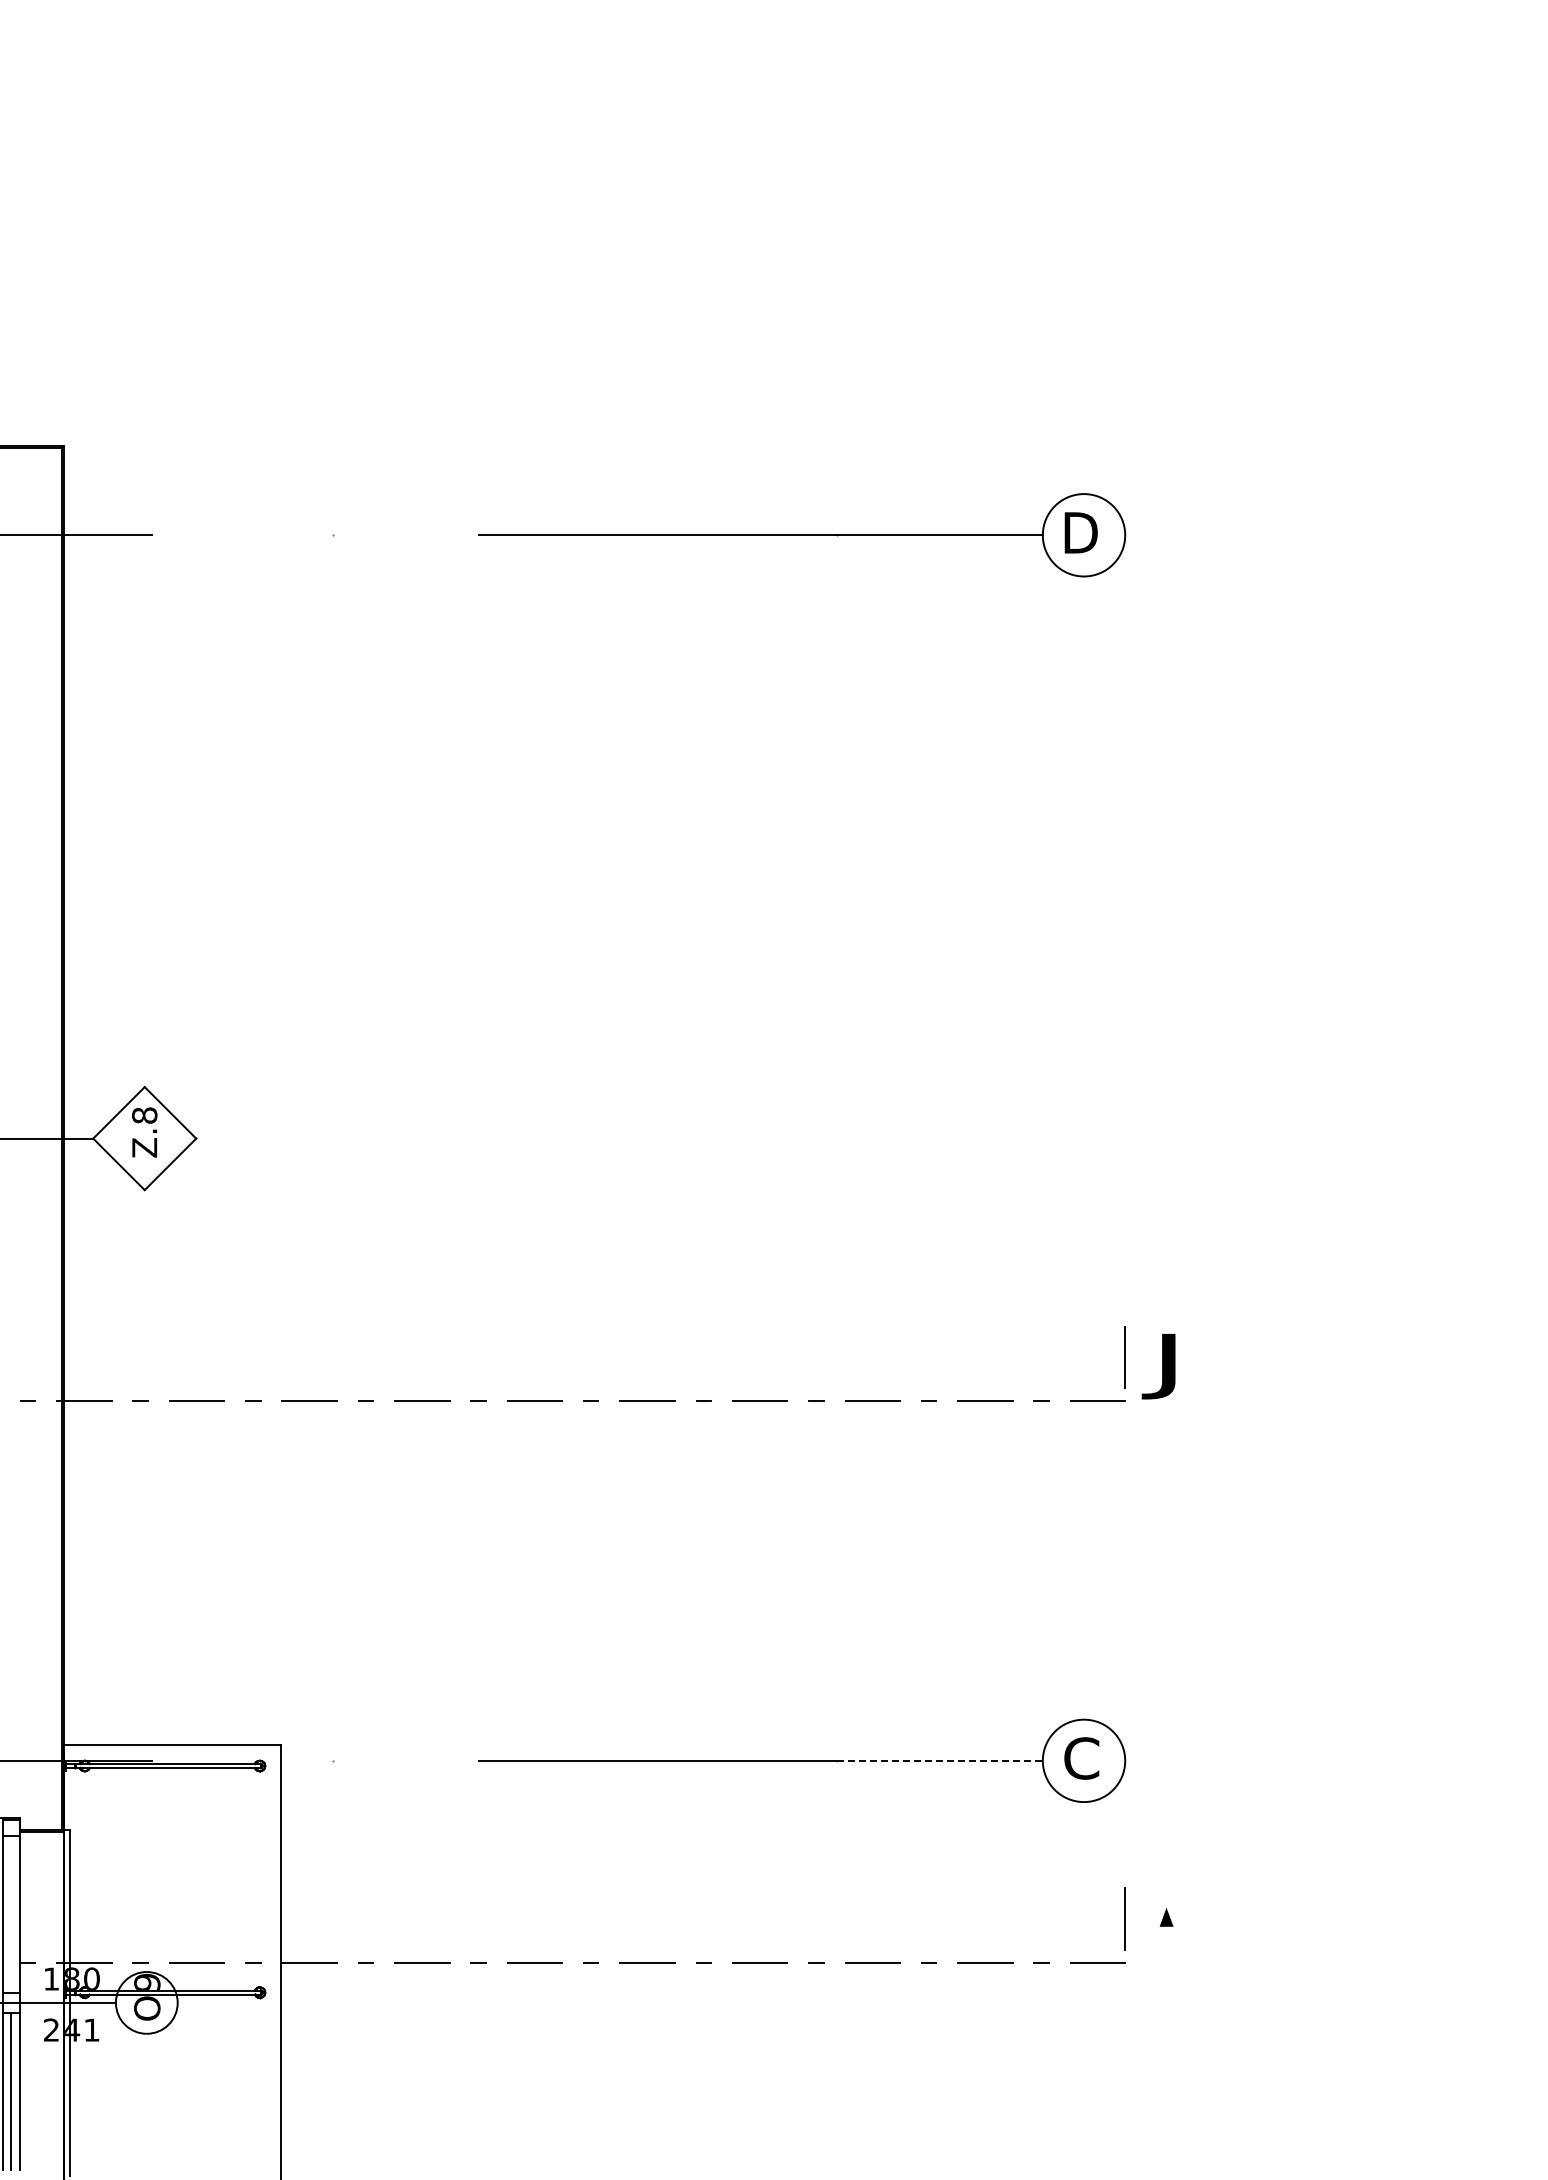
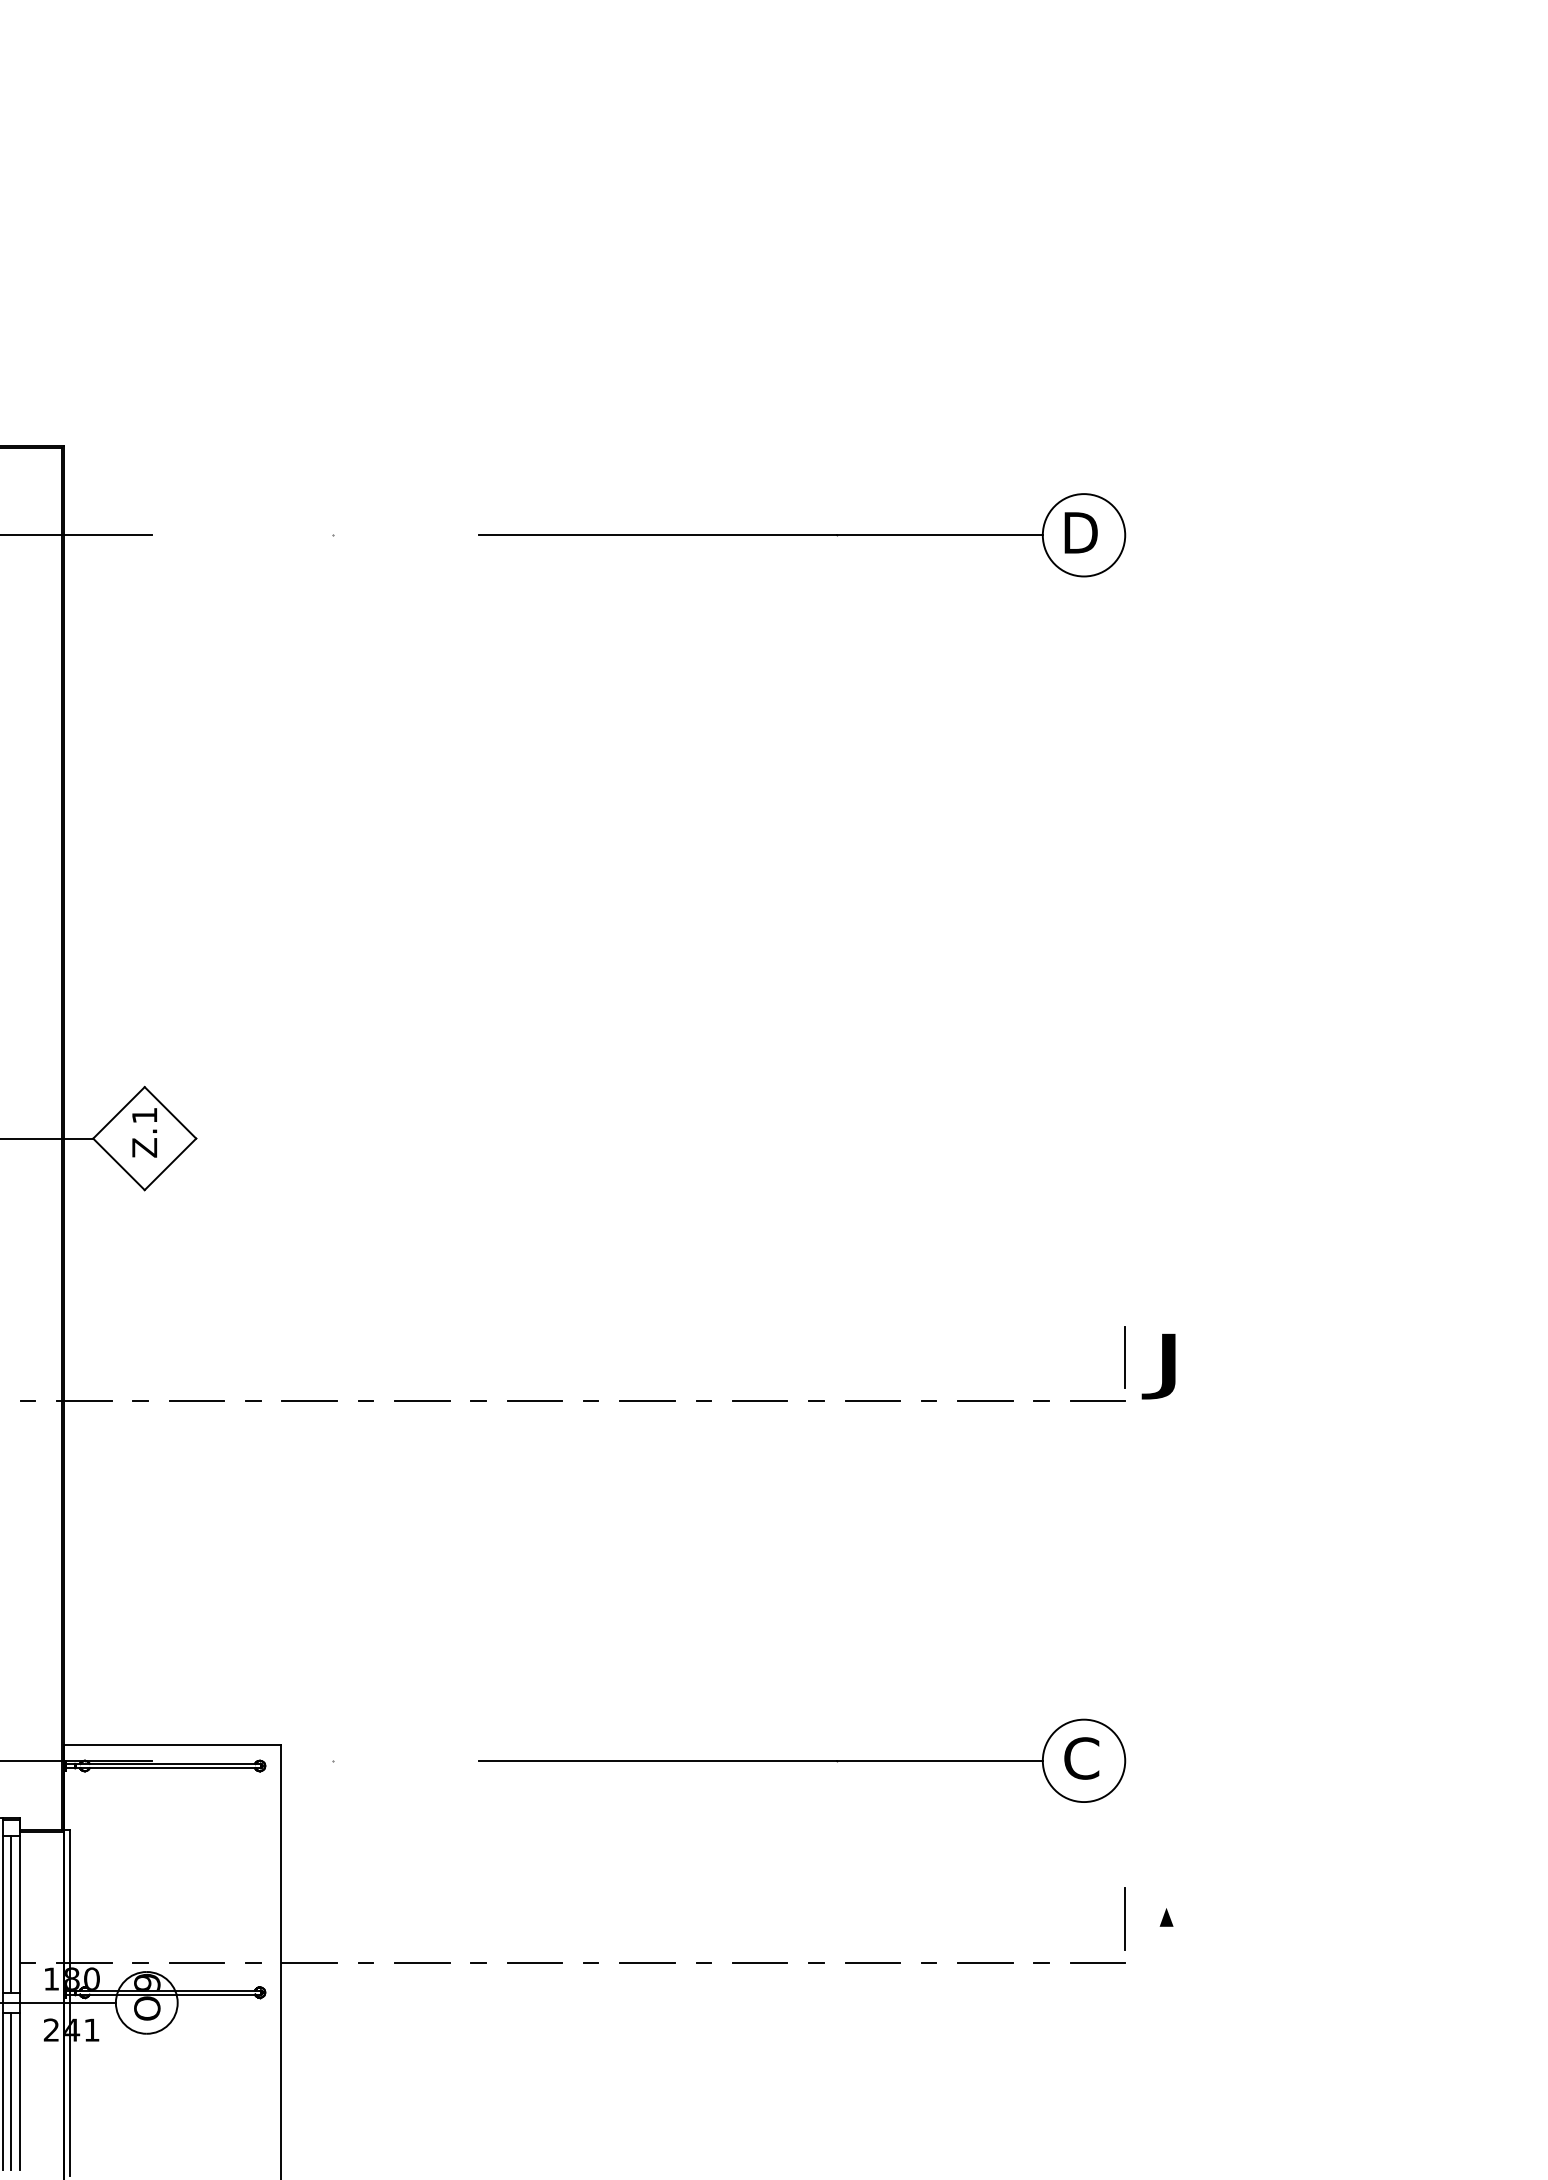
text: Z.8 -> Z.1 (144, 1115)
line: dashed -> solid (939, 1760)
line: none -> present (11, 1914)
